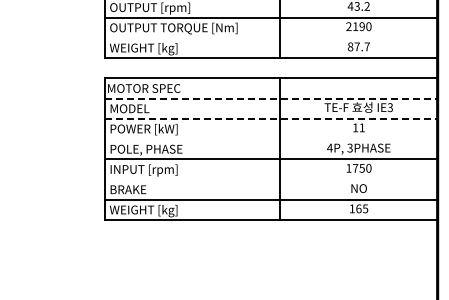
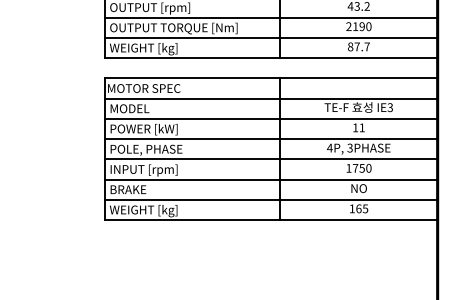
line: none -> present (270, 37)
line: dashed -> solid (271, 98)
line: dashed -> solid (271, 118)
line: none -> present (270, 139)
line: none -> present (270, 179)
